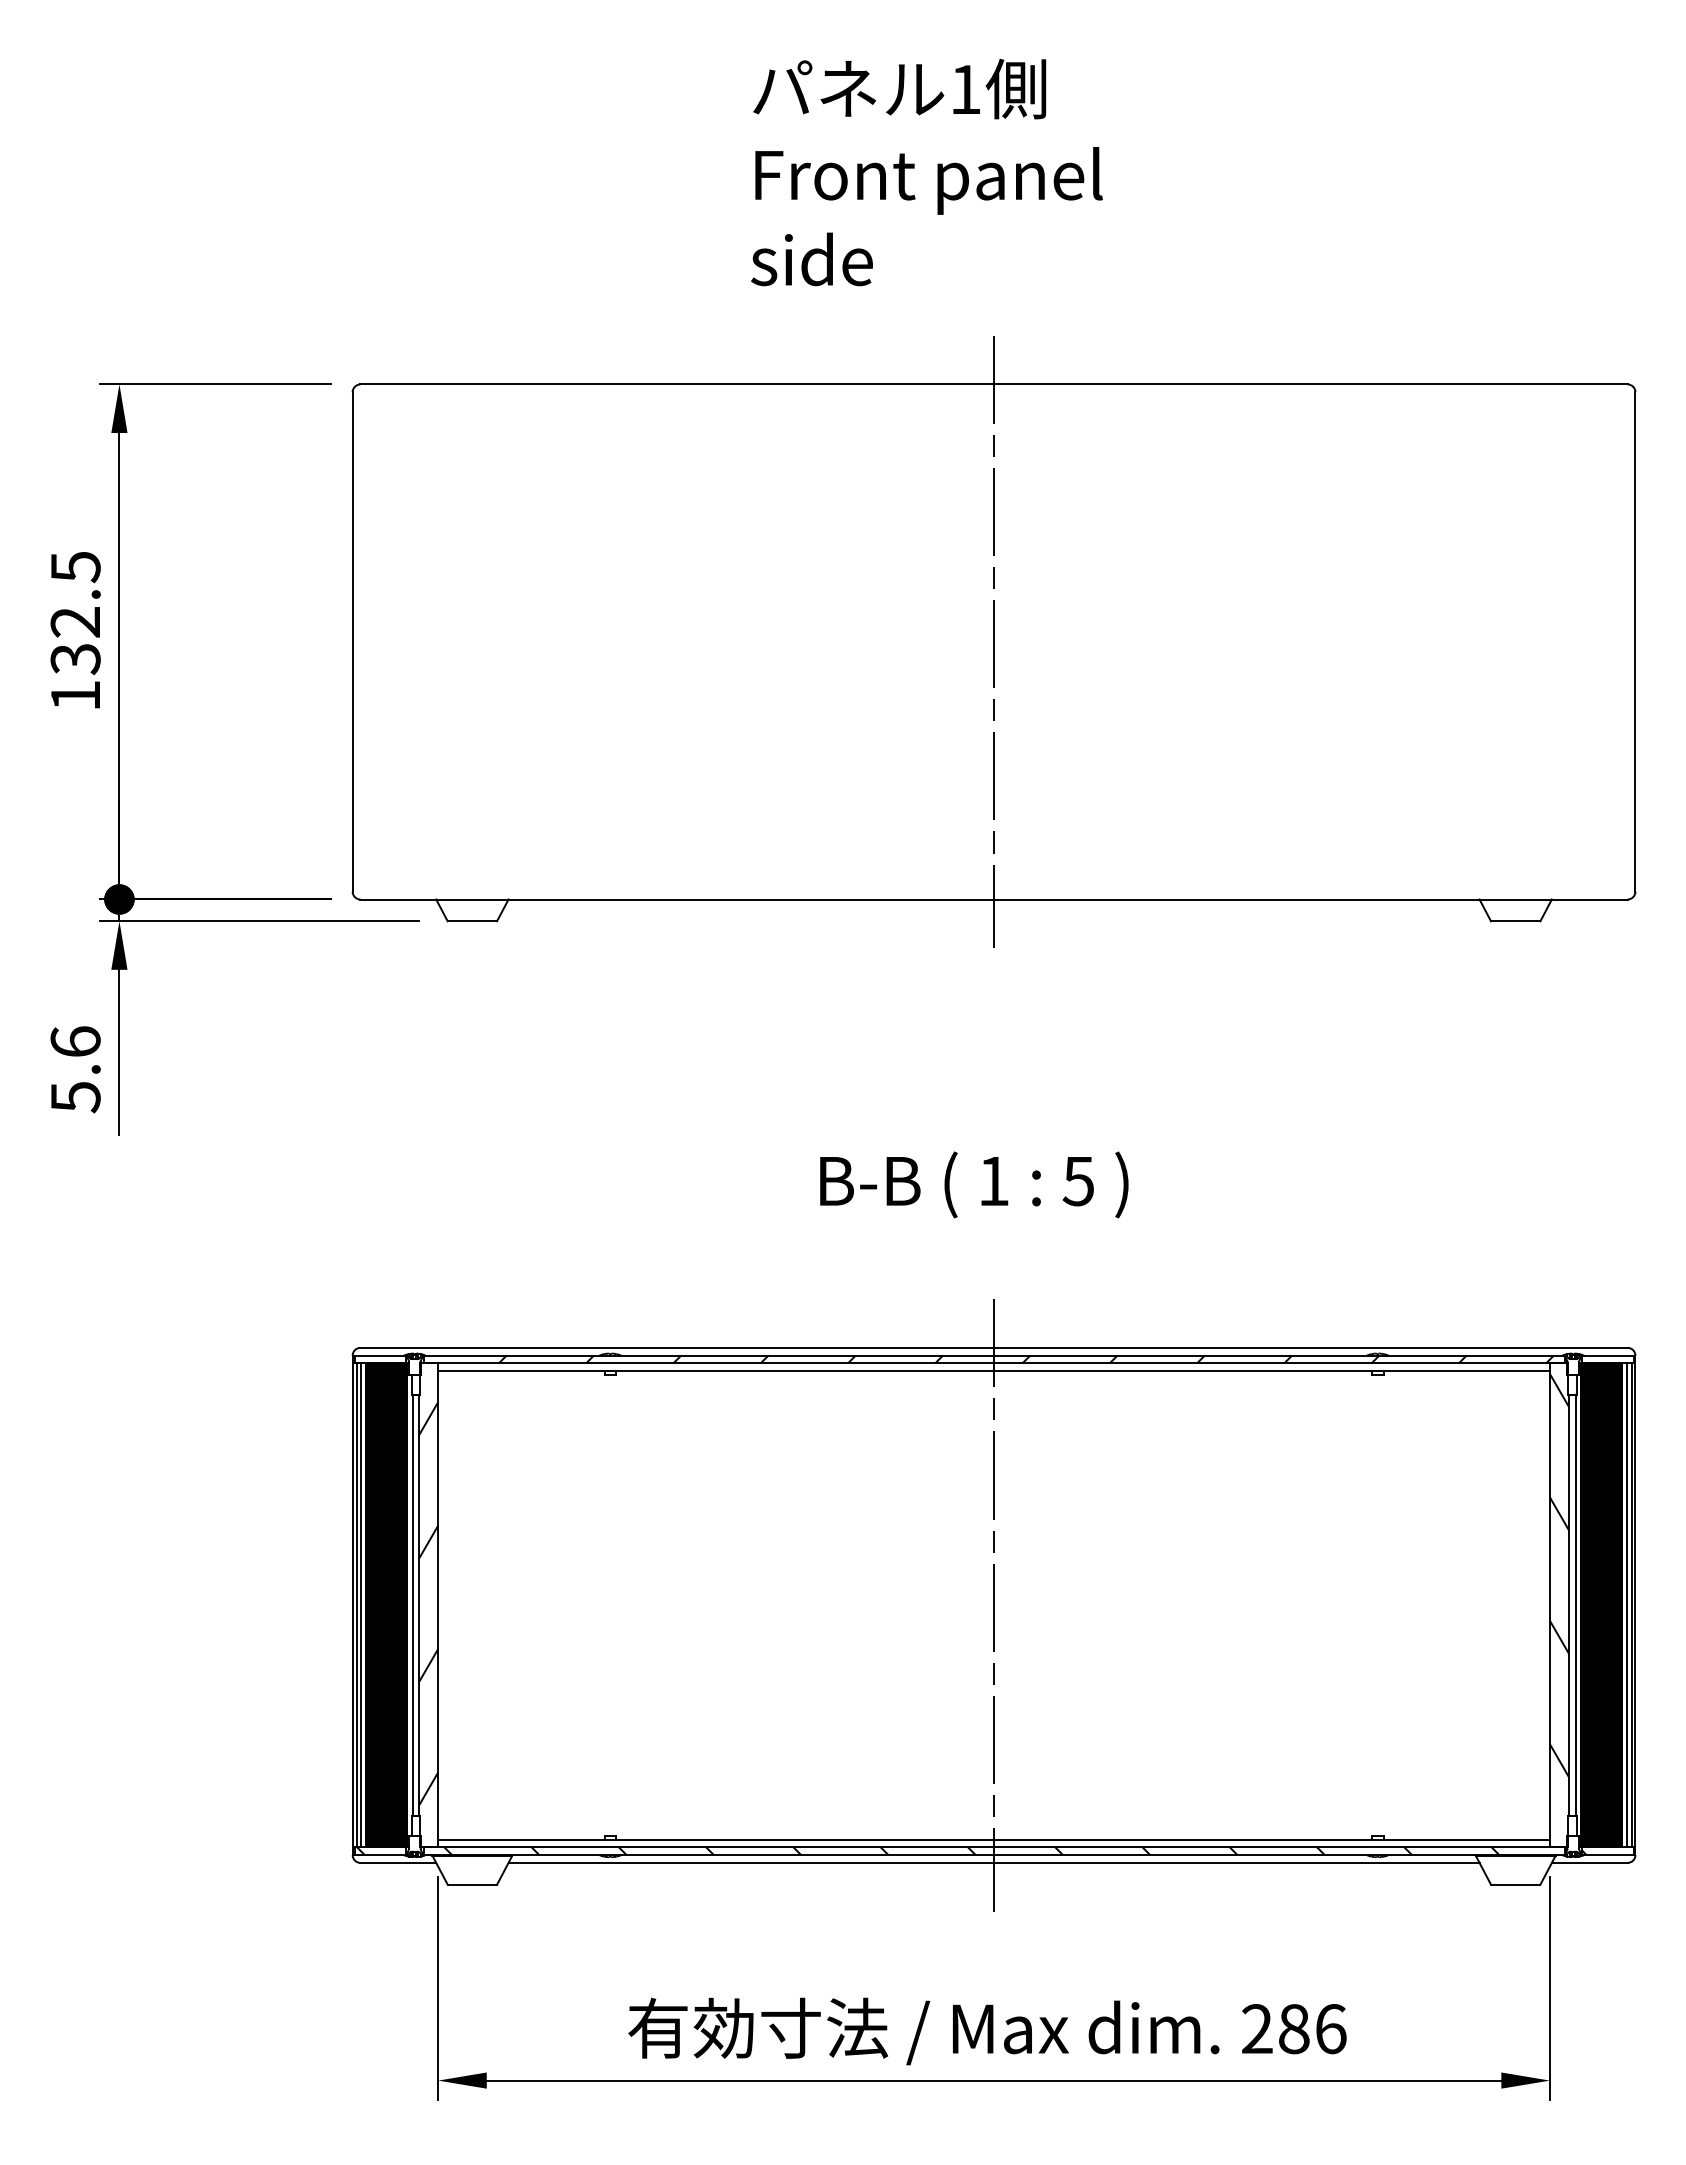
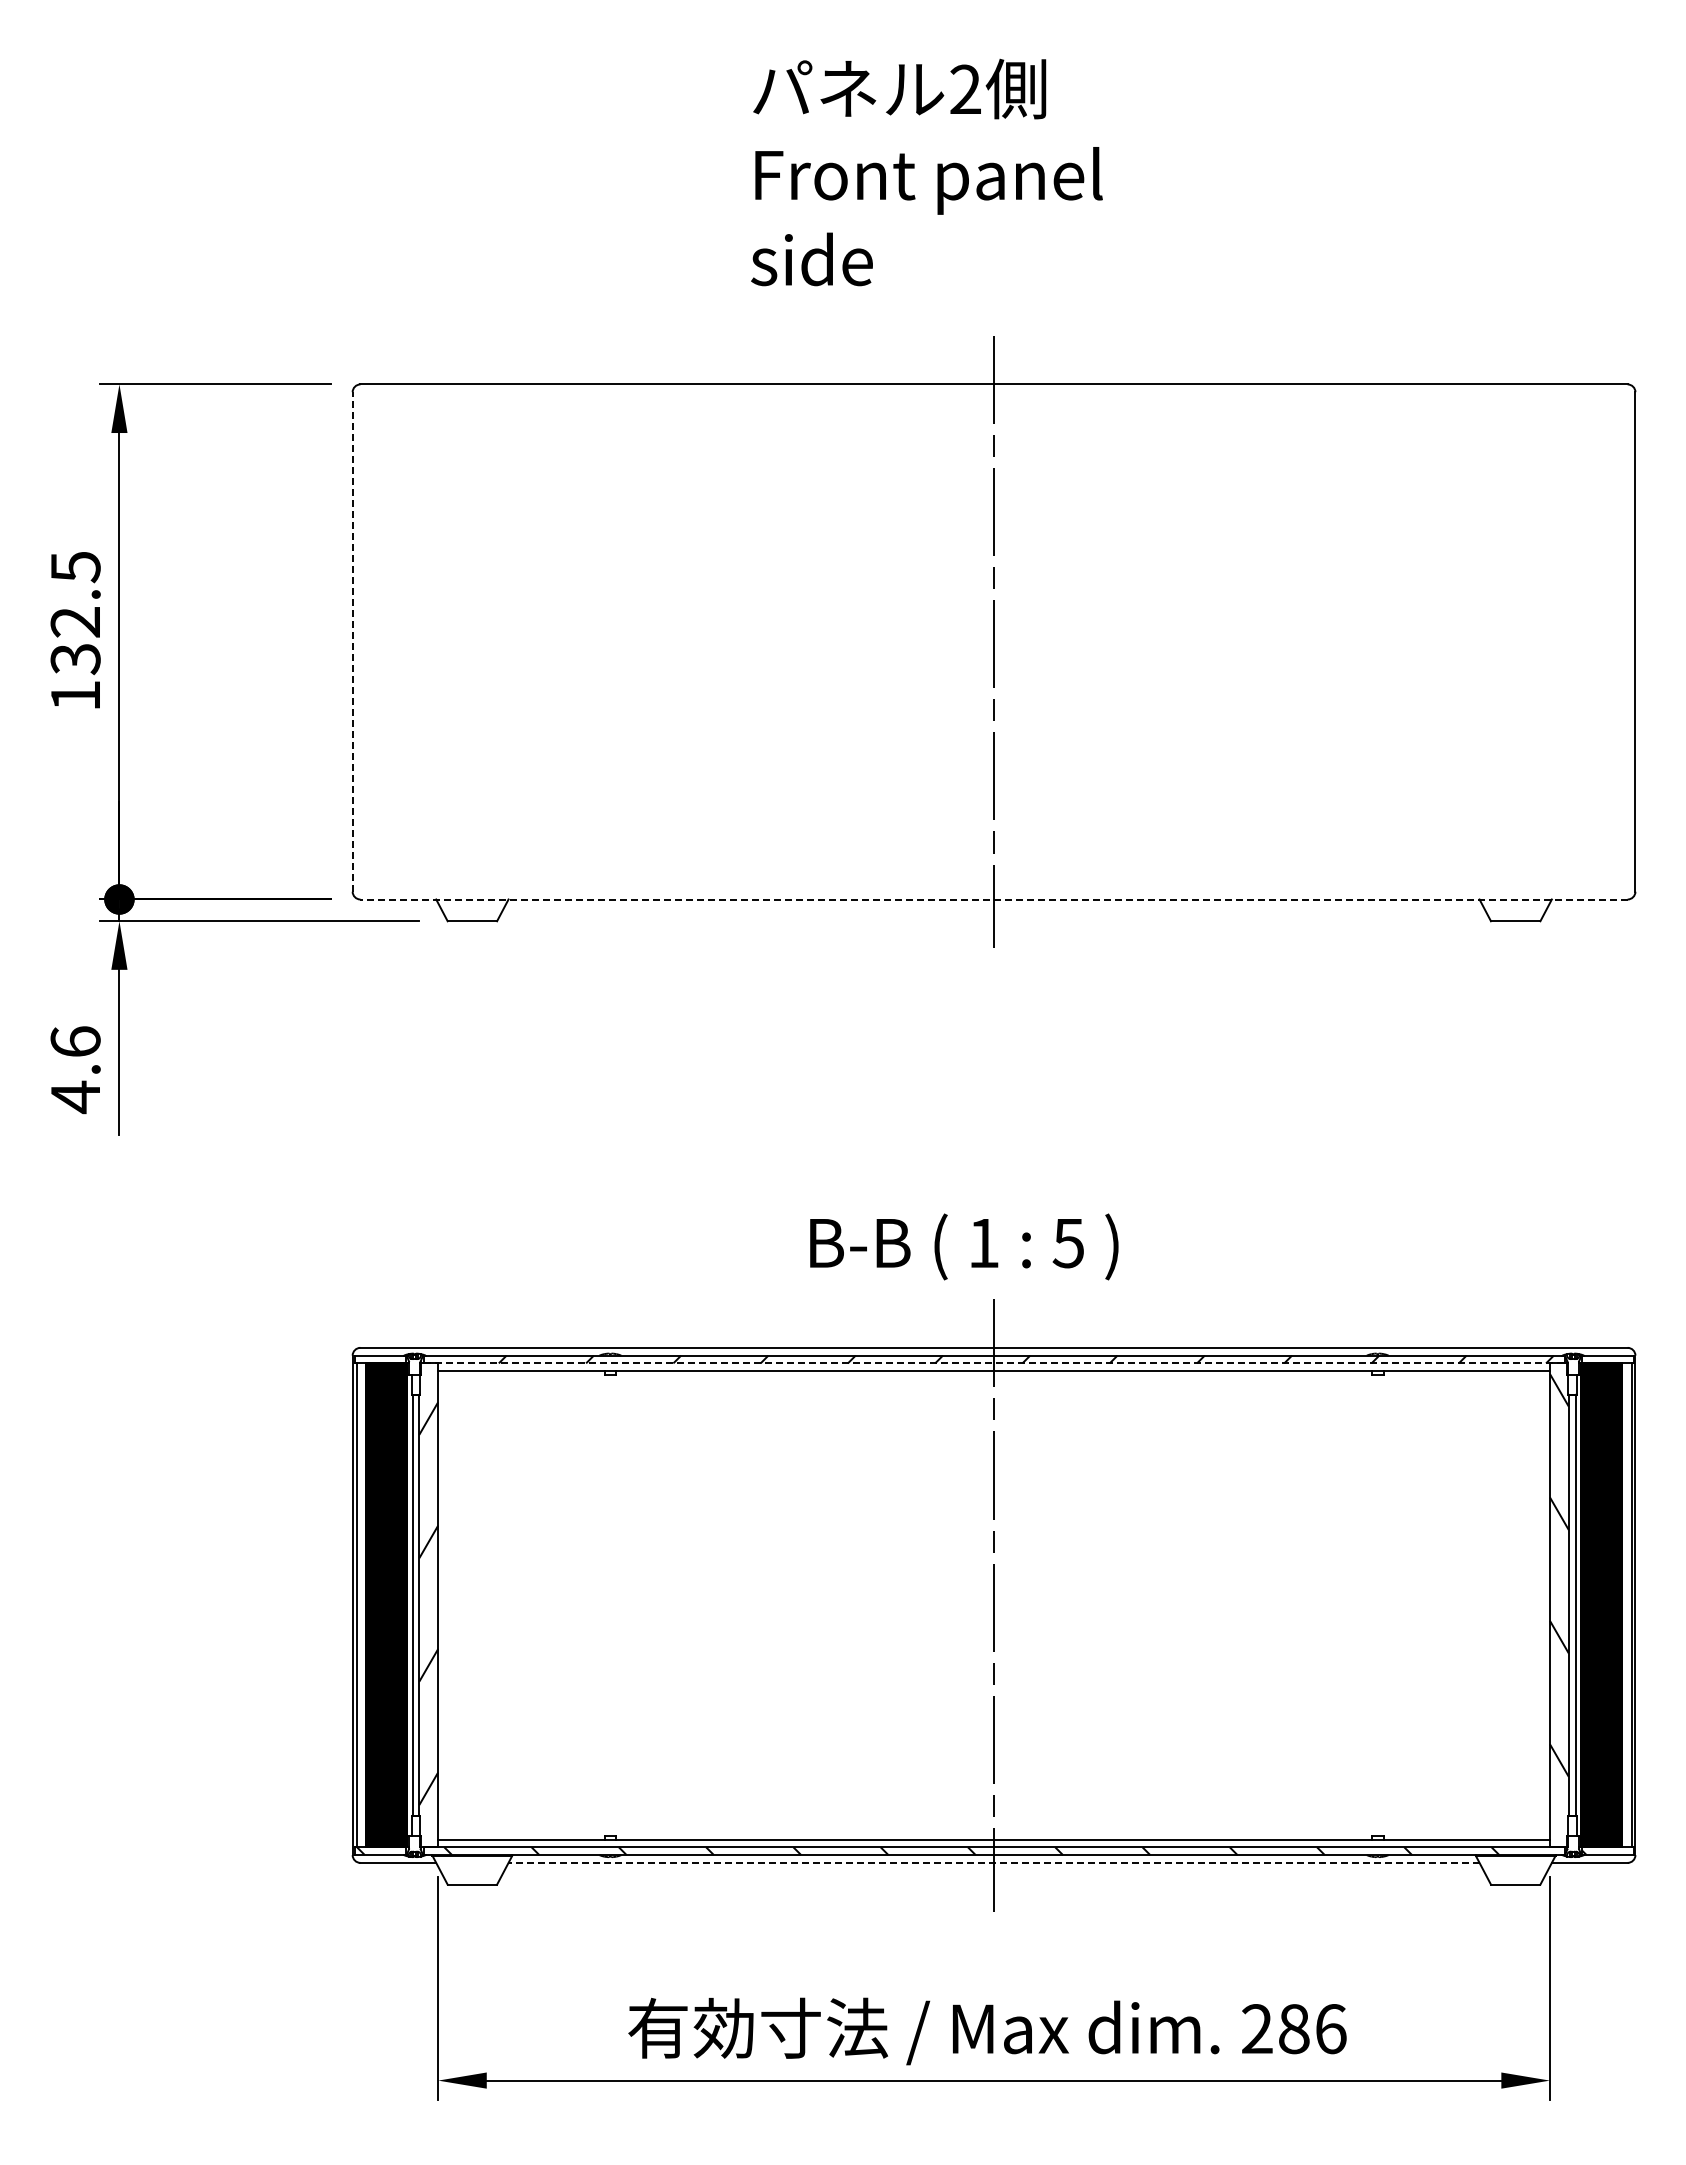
text: 1 -> 2 (965, 88)
line: solid -> dashed (352, 641)
line: solid -> dashed (994, 899)
text: 5.6 -> 4.6 (75, 1097)
text position: (974, 1184) -> (964, 1246) (964, 1246)
line: solid -> dashed (994, 1363)
line: present -> none (361, 1605)
line: present -> none (1626, 1605)
line: solid -> dashed (994, 1862)
